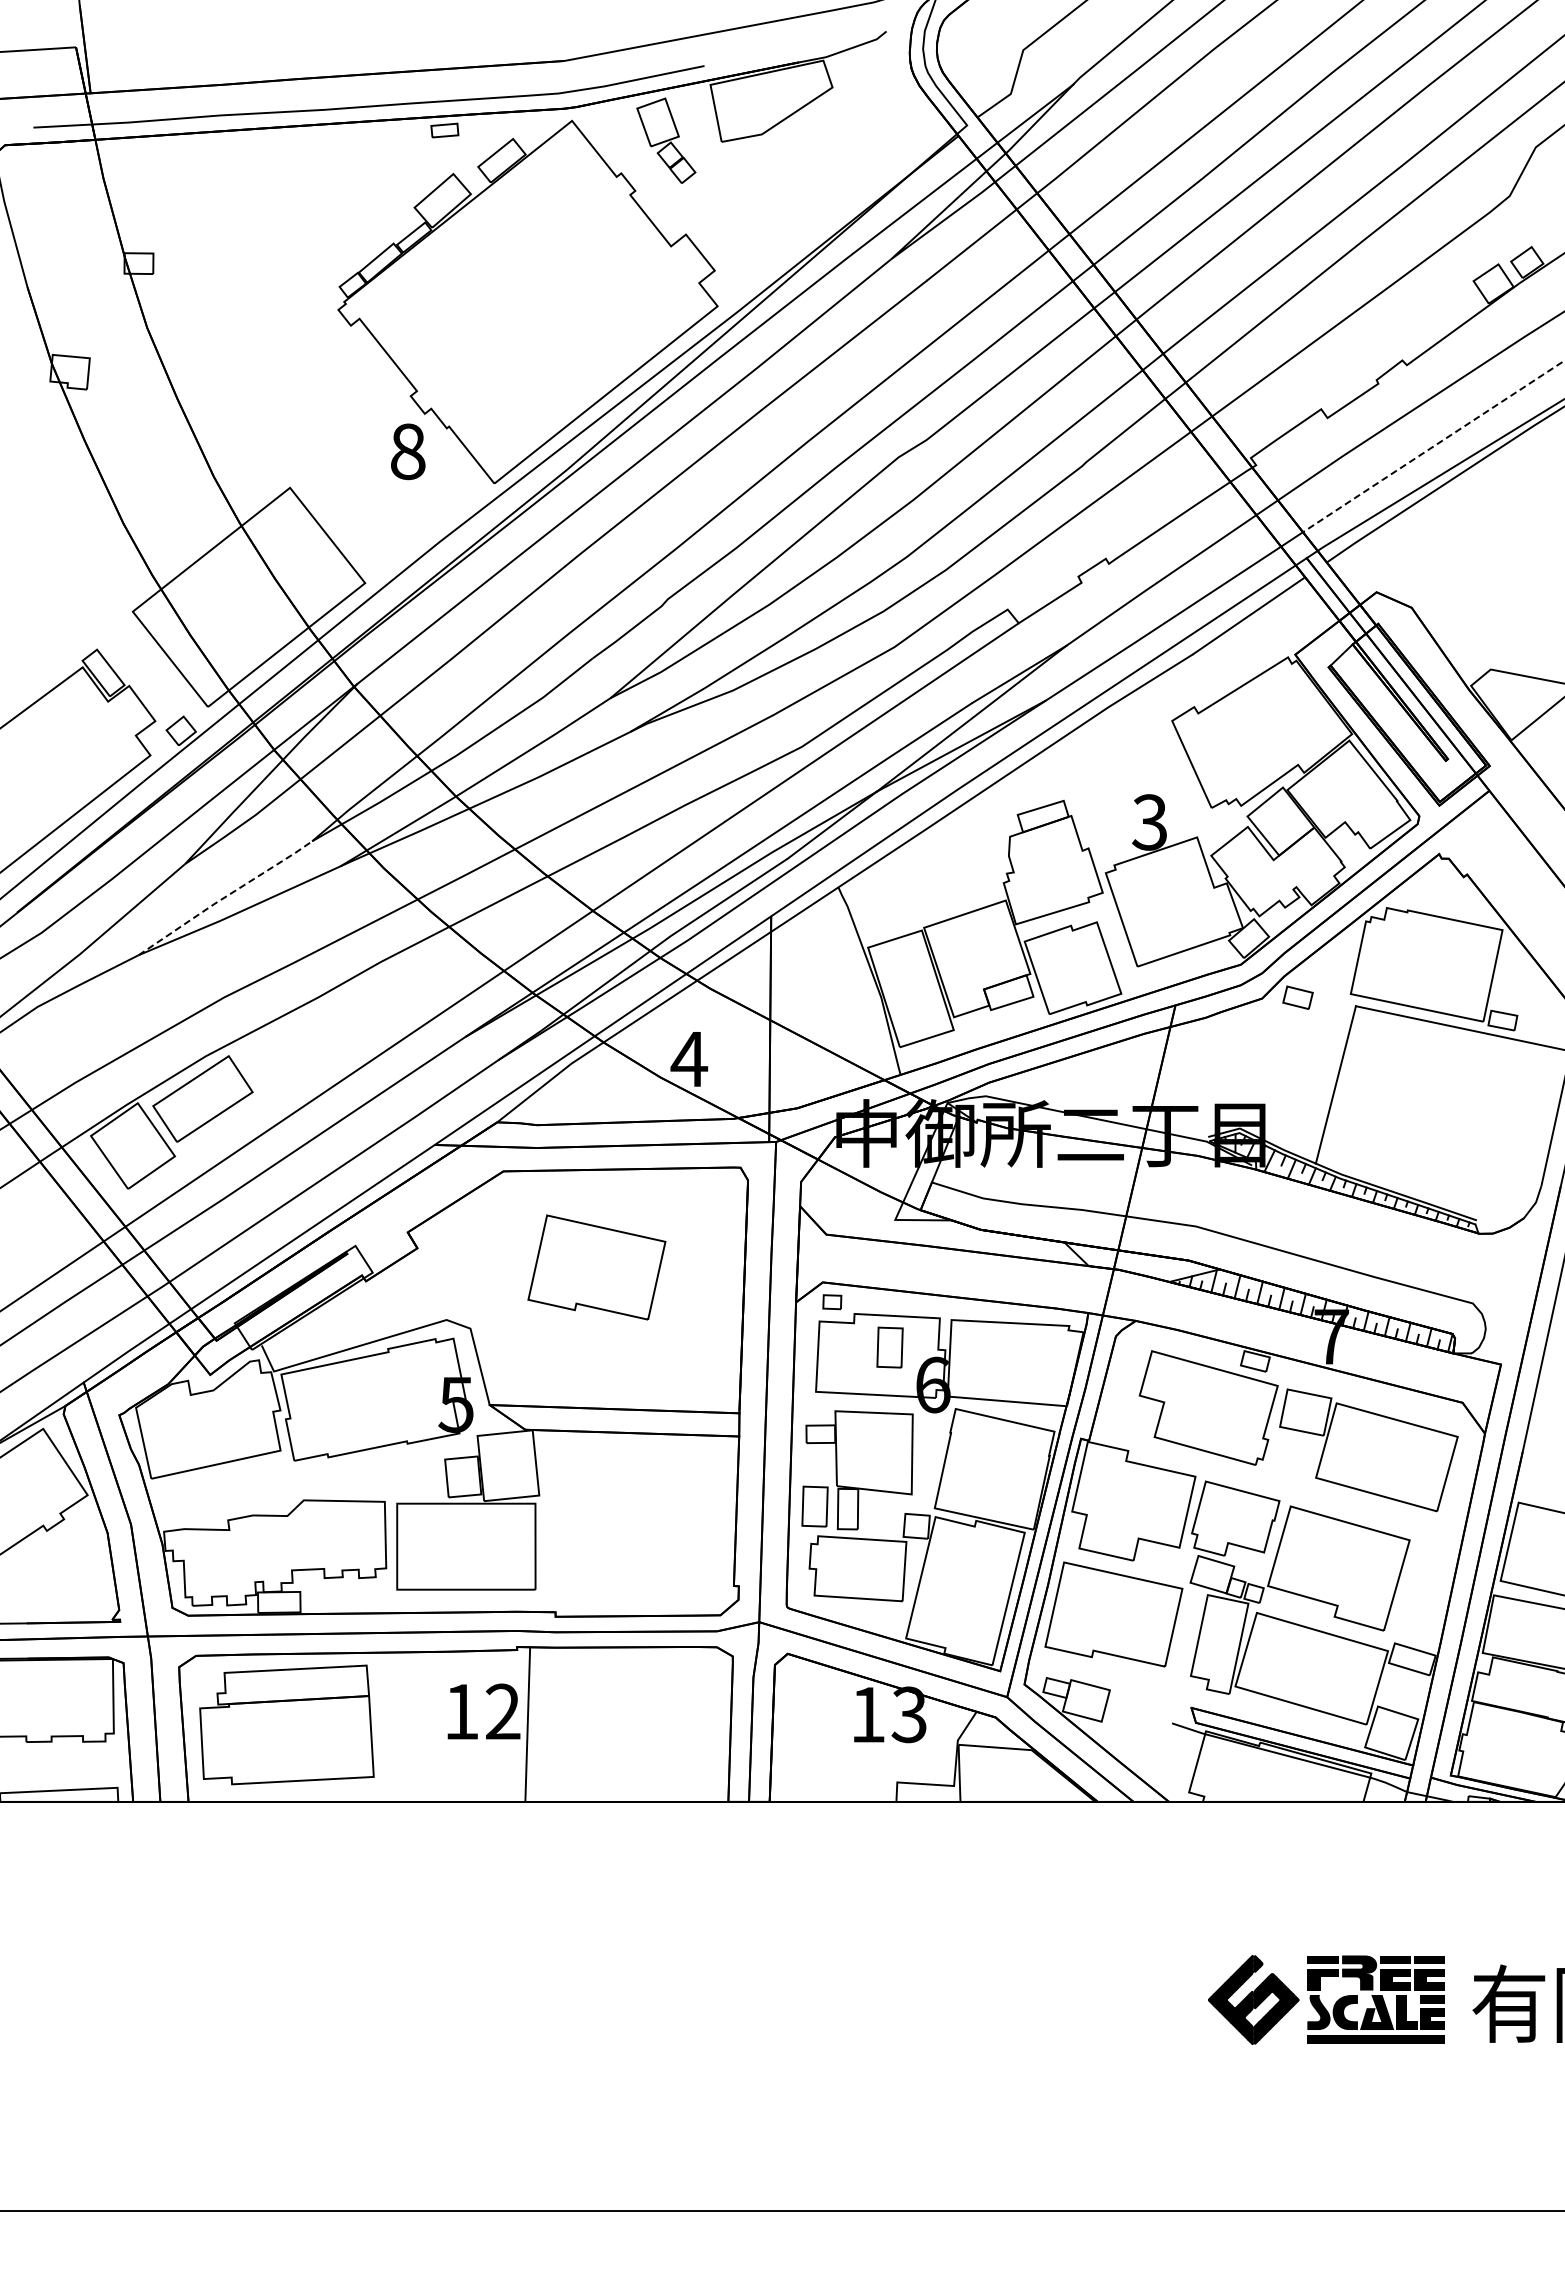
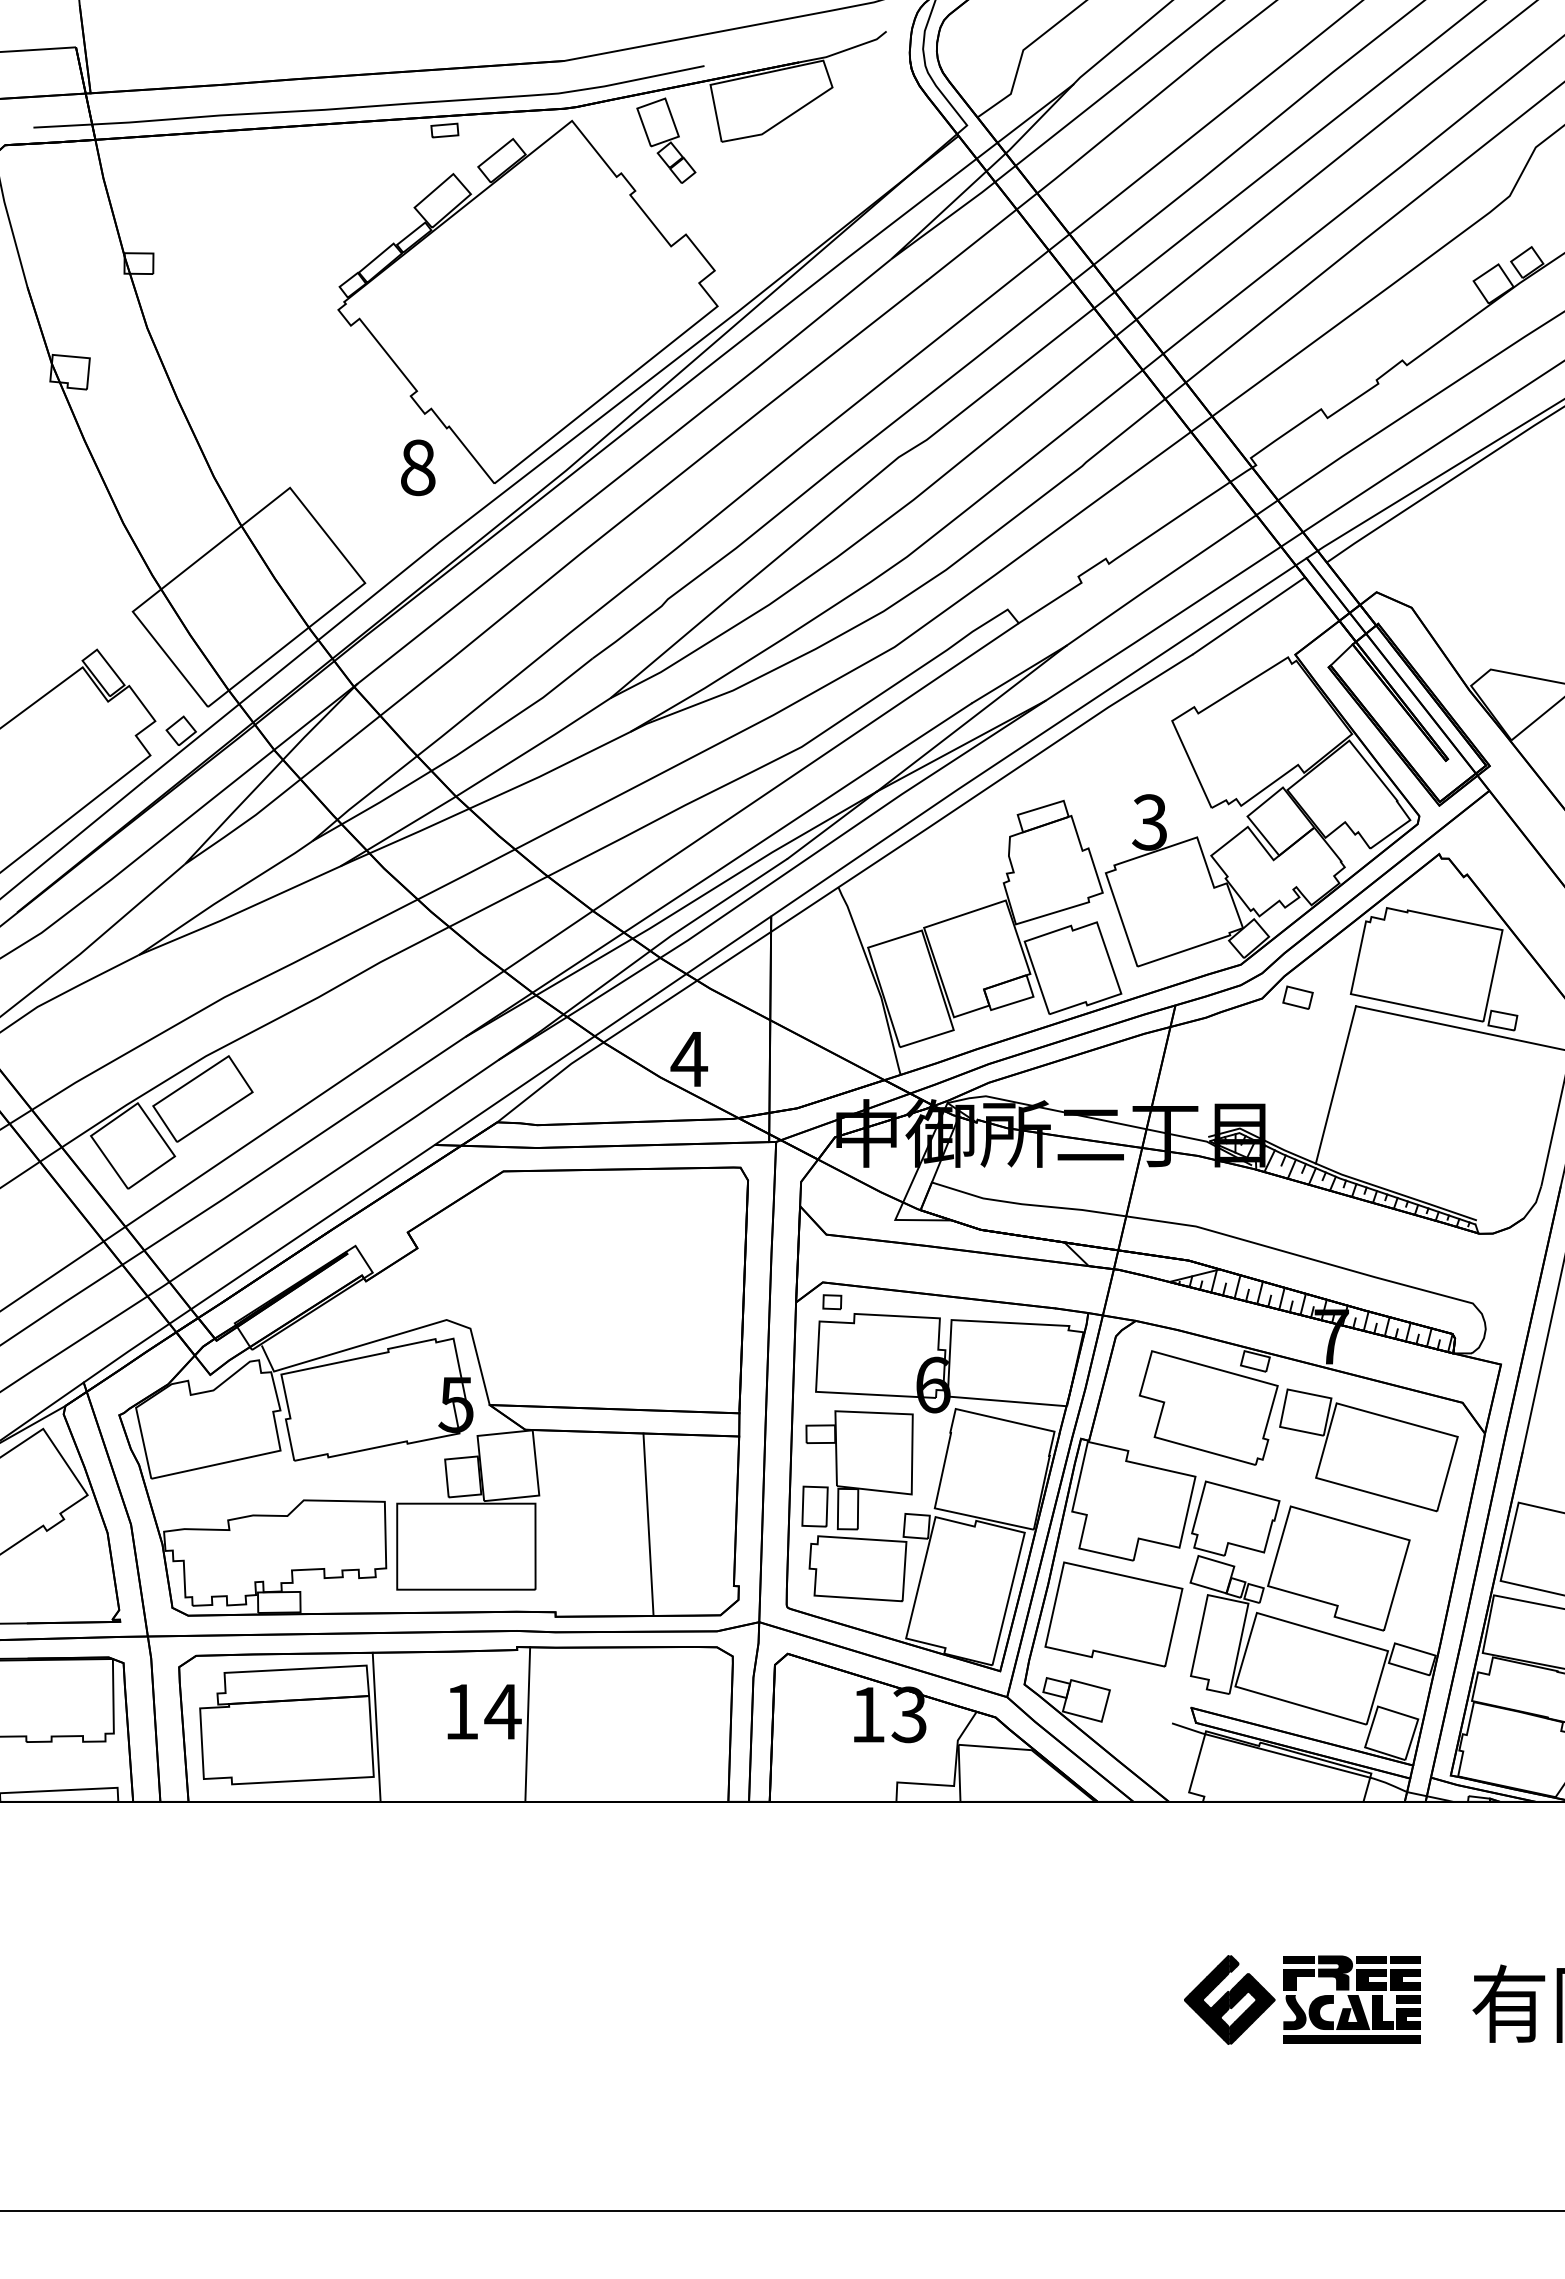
line: dashed -> solid (1433, 446)
text position: (408, 451) -> (418, 467) (418, 467)
line: dashed -> solid (225, 896)
part: present -> none (596, 1267)
part: present -> none (889, 1347)
line: none -> present (648, 1524)
text: 12 -> 14 (502, 1711)
line: none -> present (376, 1726)
part position: (1326, 1999) -> (1302, 1999) (1302, 1999)
